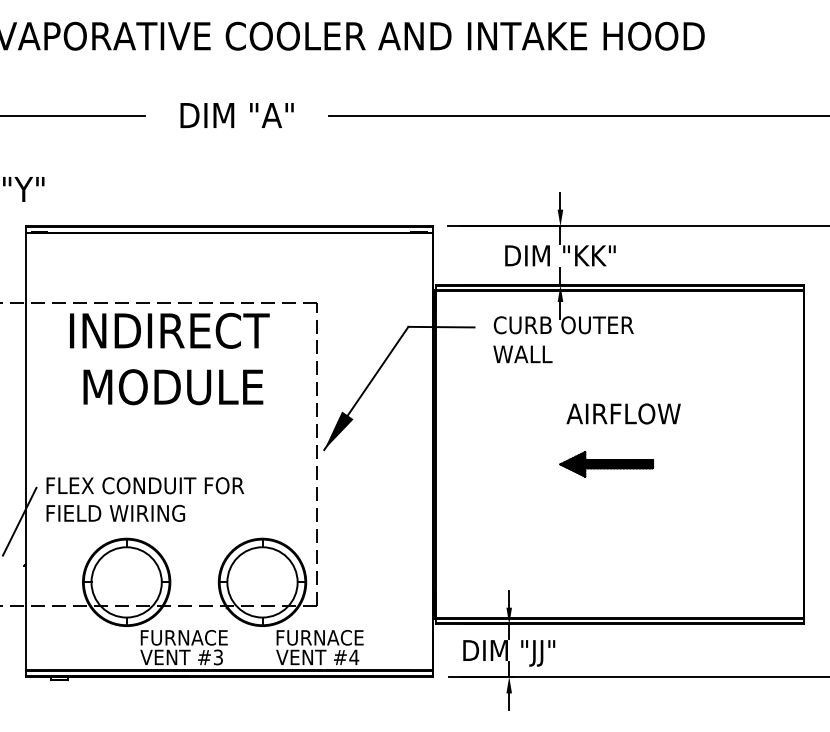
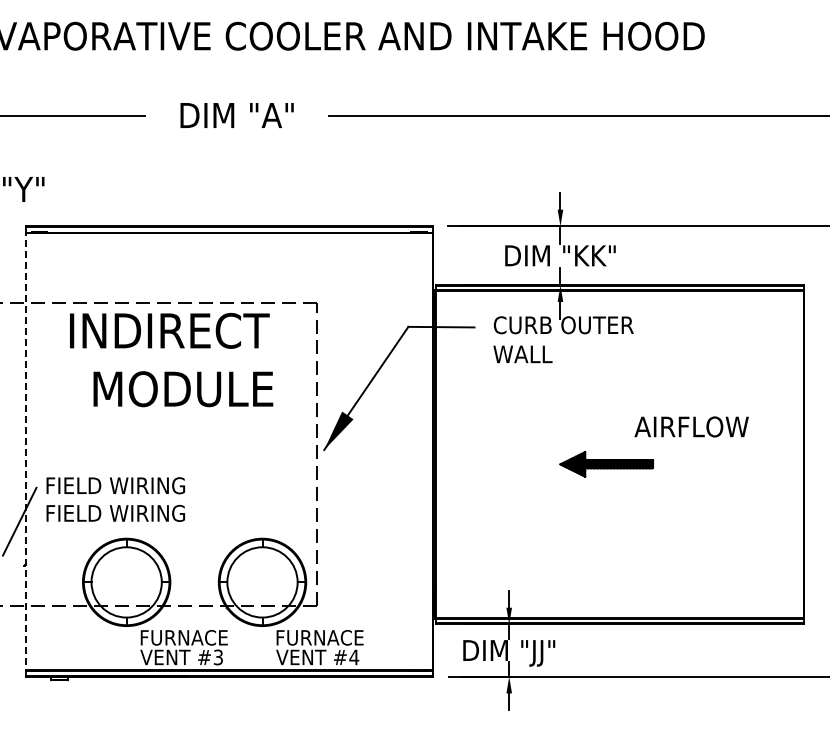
text position: (173, 387) -> (183, 389) (183, 389)
text position: (623, 413) -> (691, 426) (691, 426)
line: solid -> dashed (25, 454)
text: FLEX CONDUIT FOR -> FIELD WIRING (152, 485)
